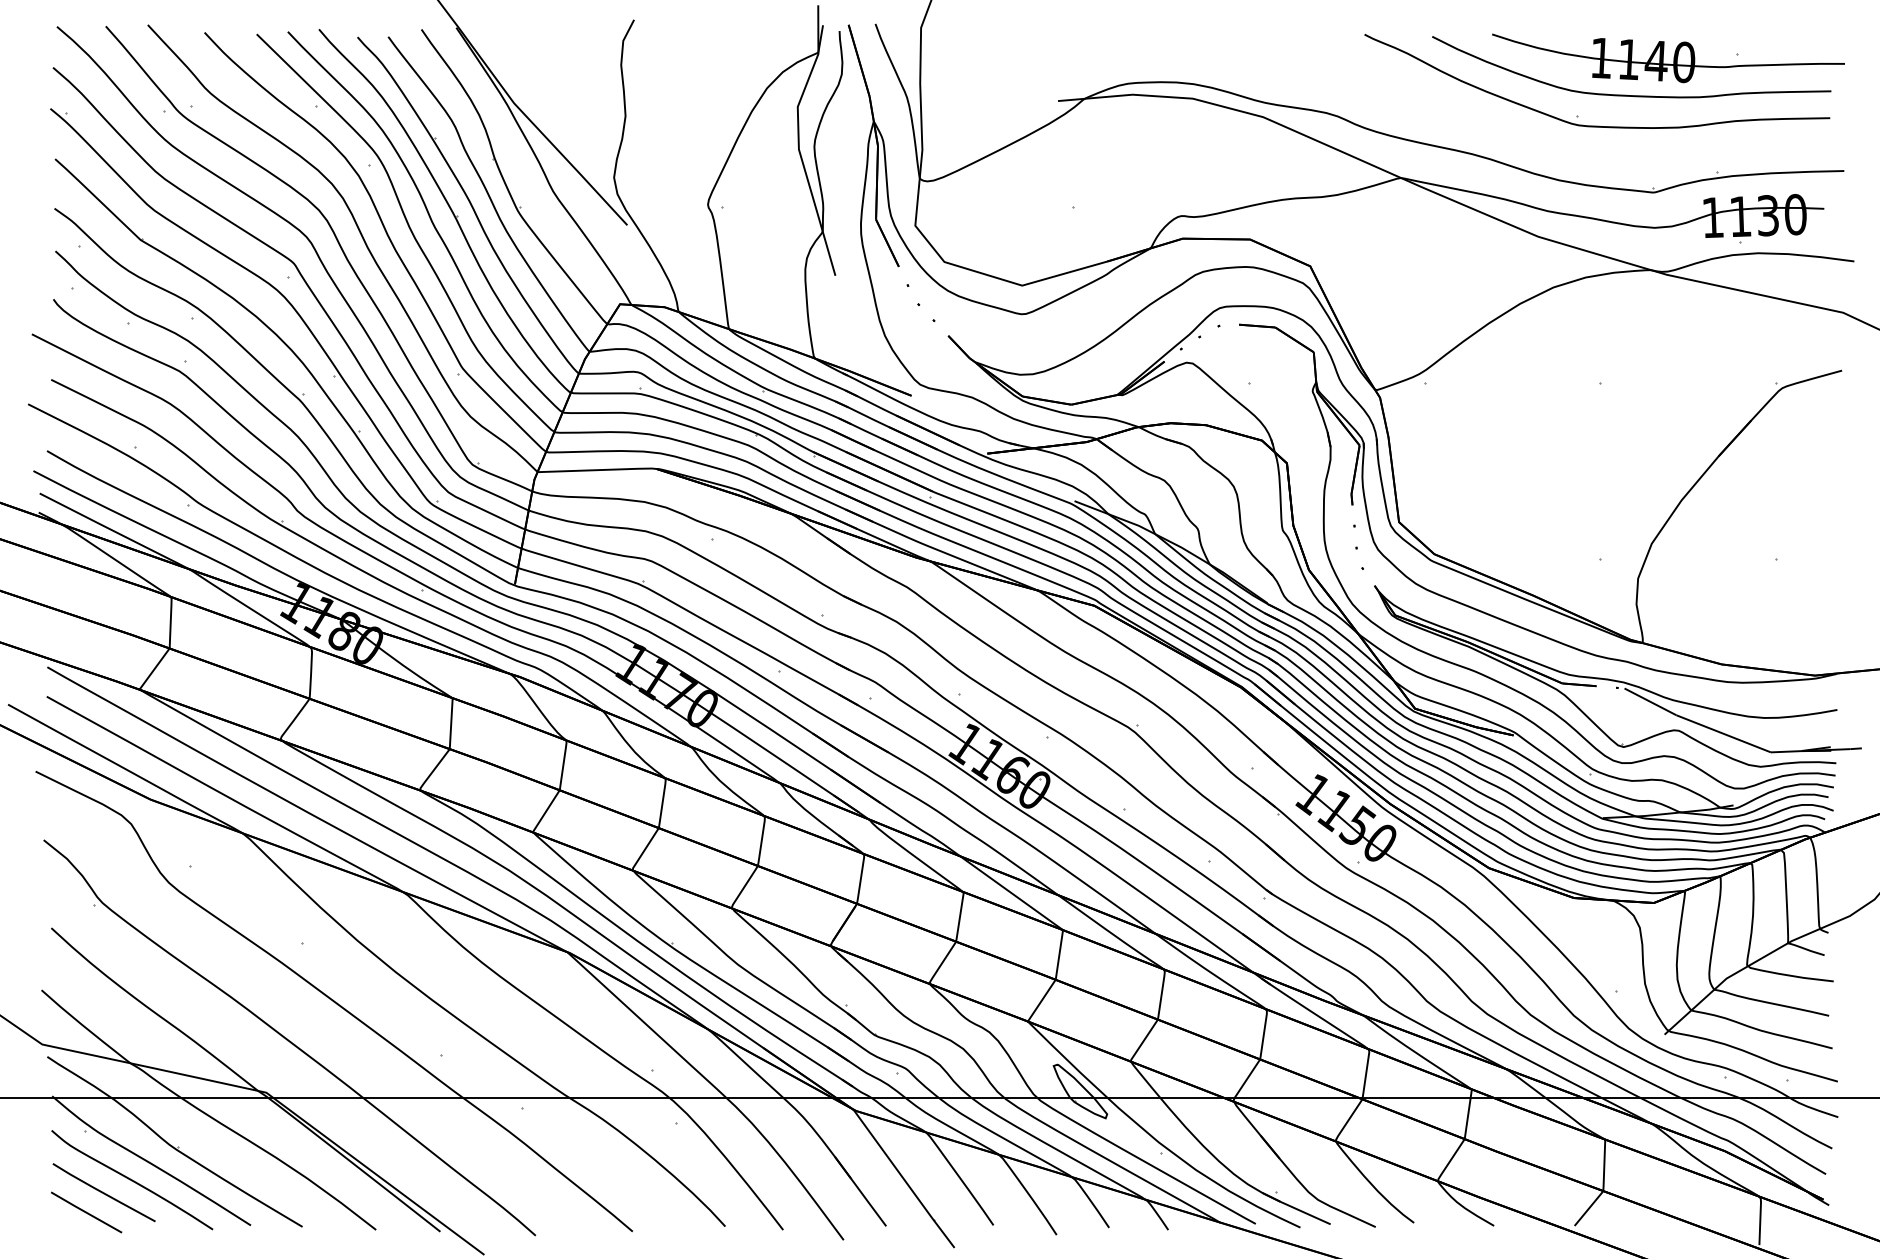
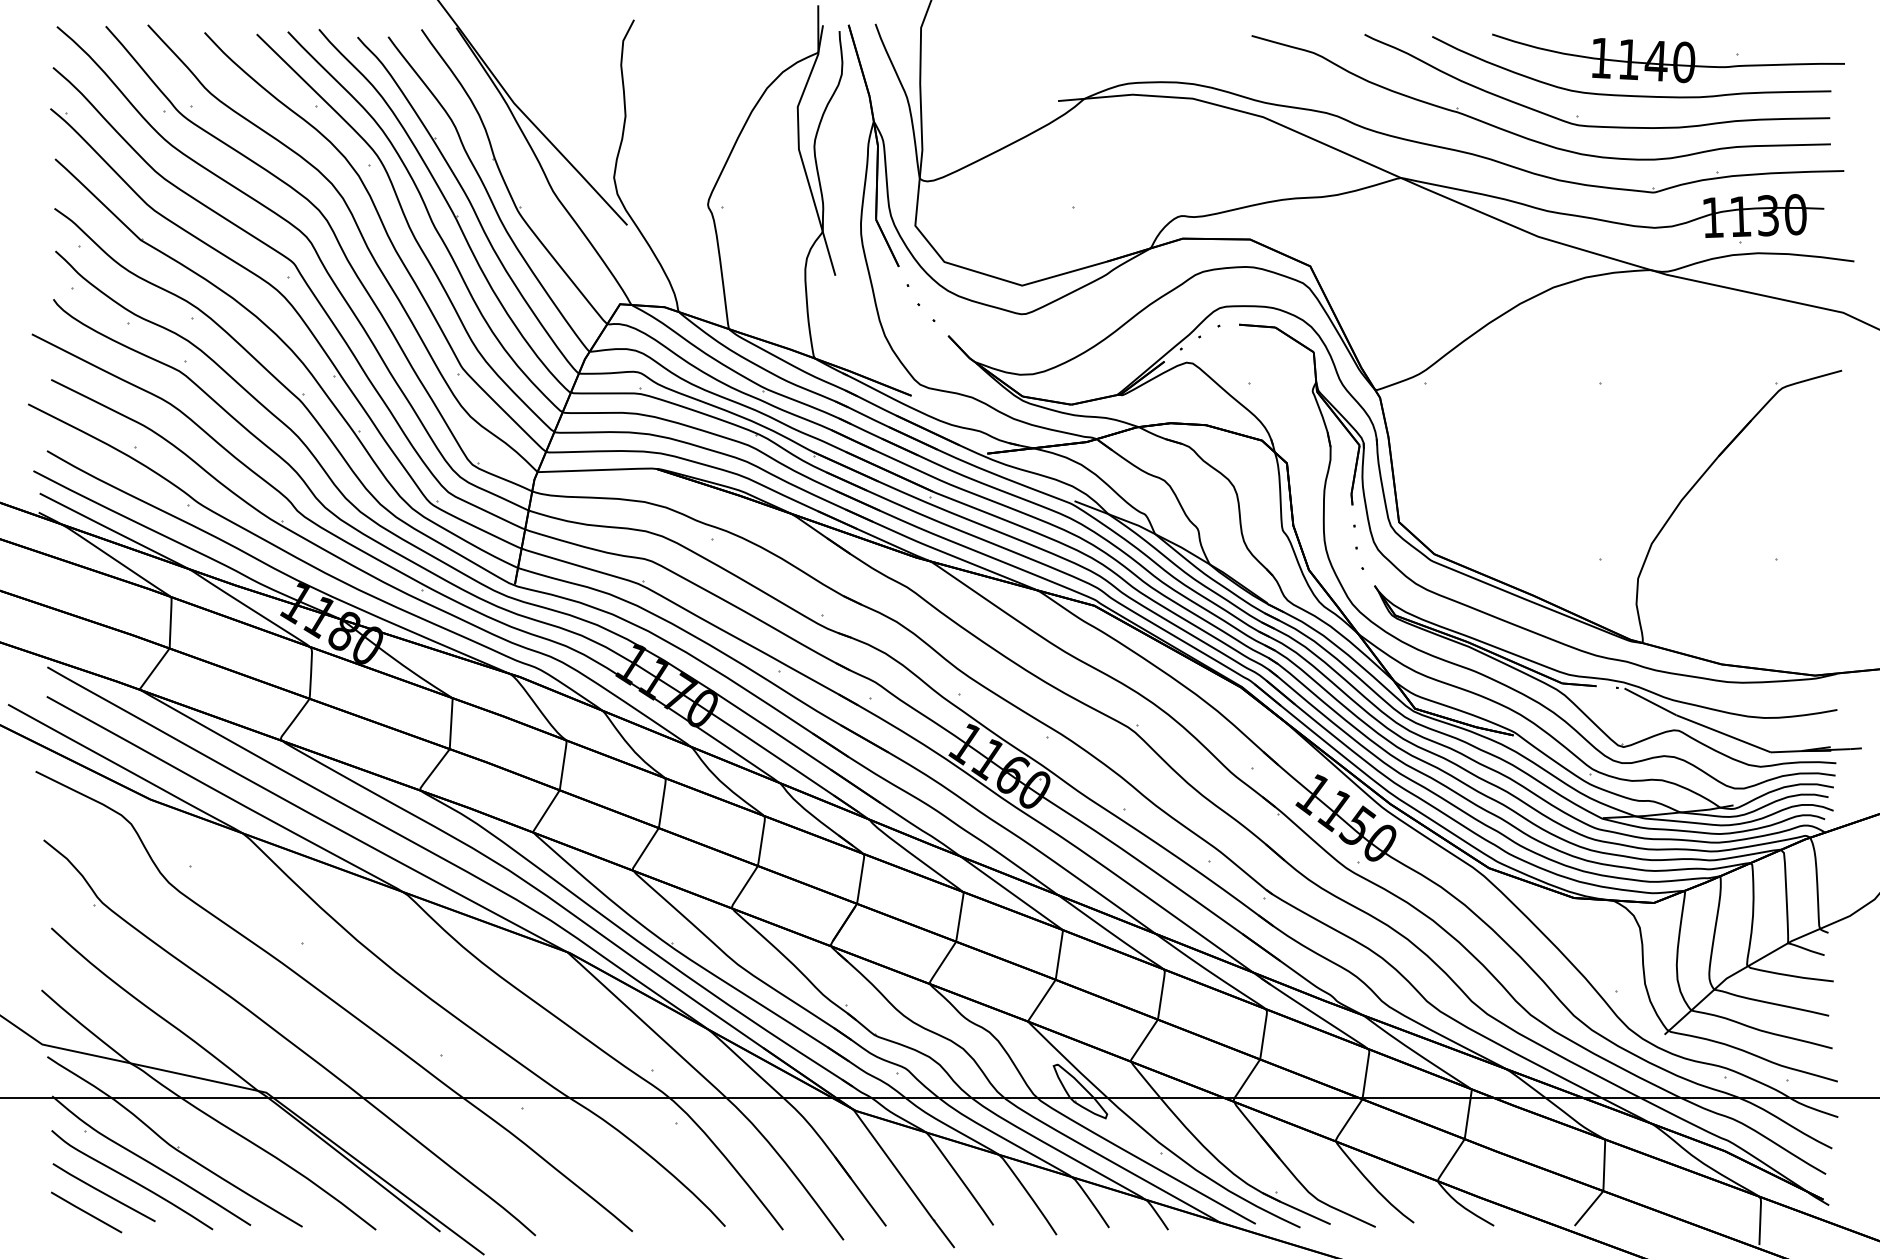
part: none -> present (1522, 135)
